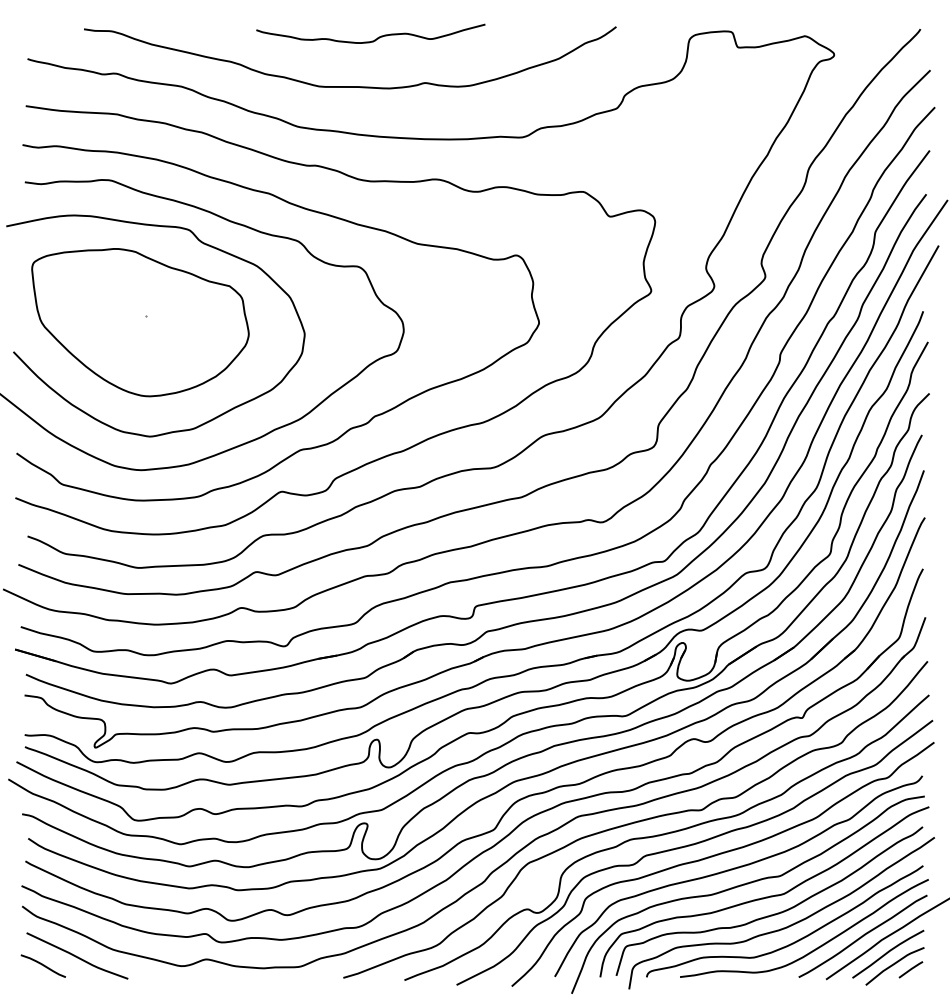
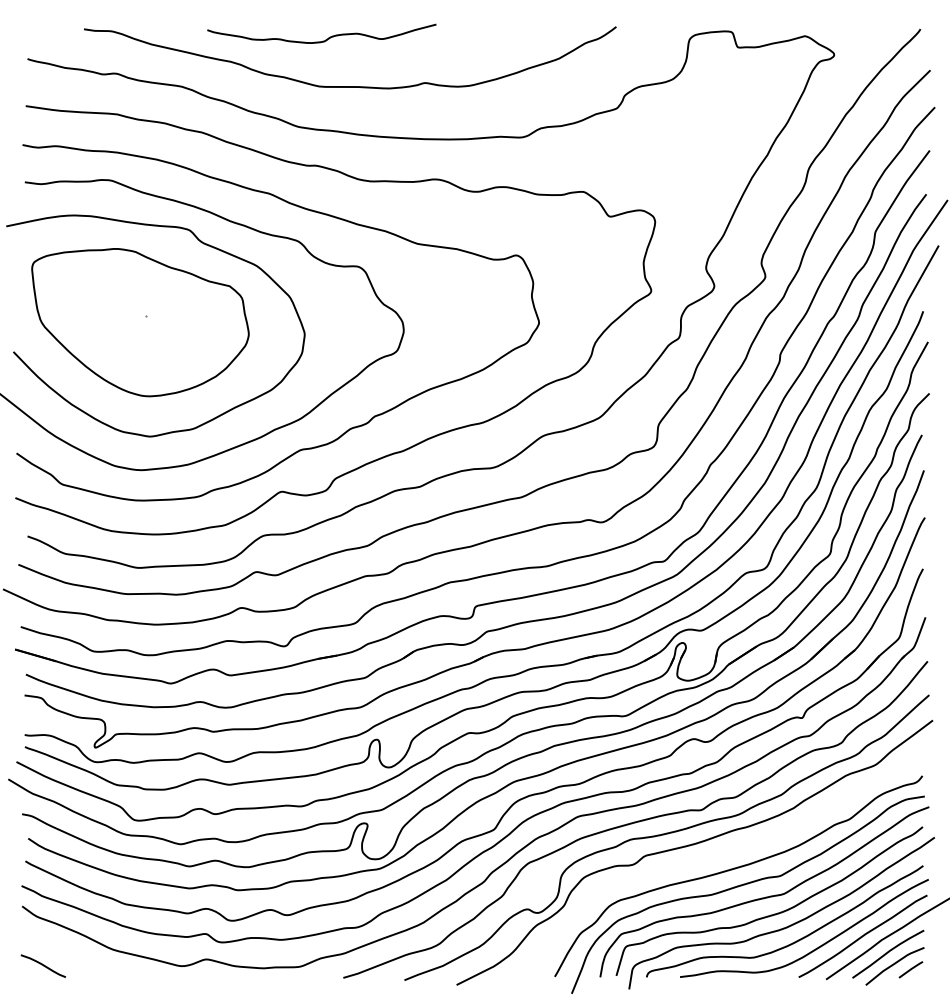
curve position: (371, 40) -> (322, 40) (322, 40)
curve: present -> none (718, 855)
curve: present -> none (76, 955)
